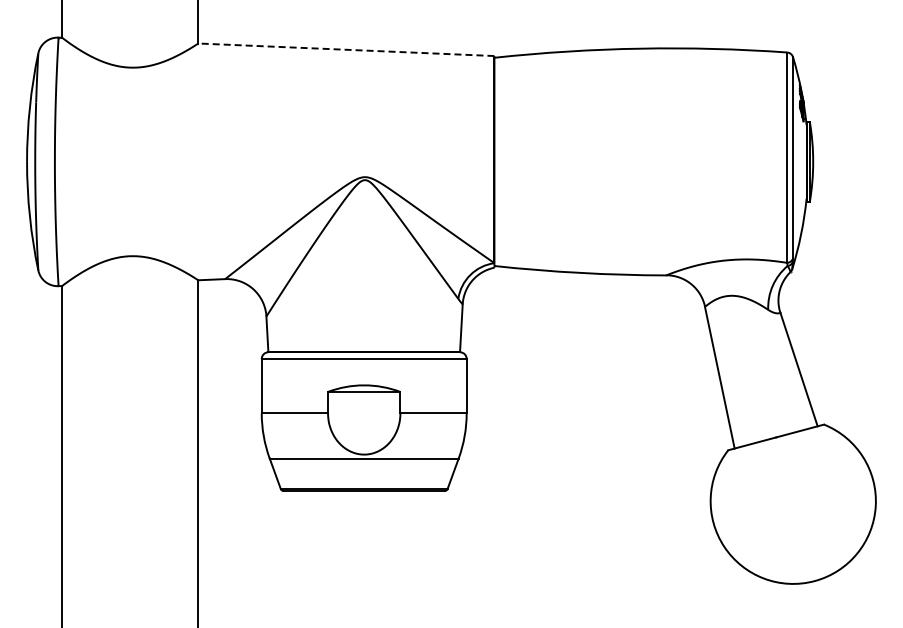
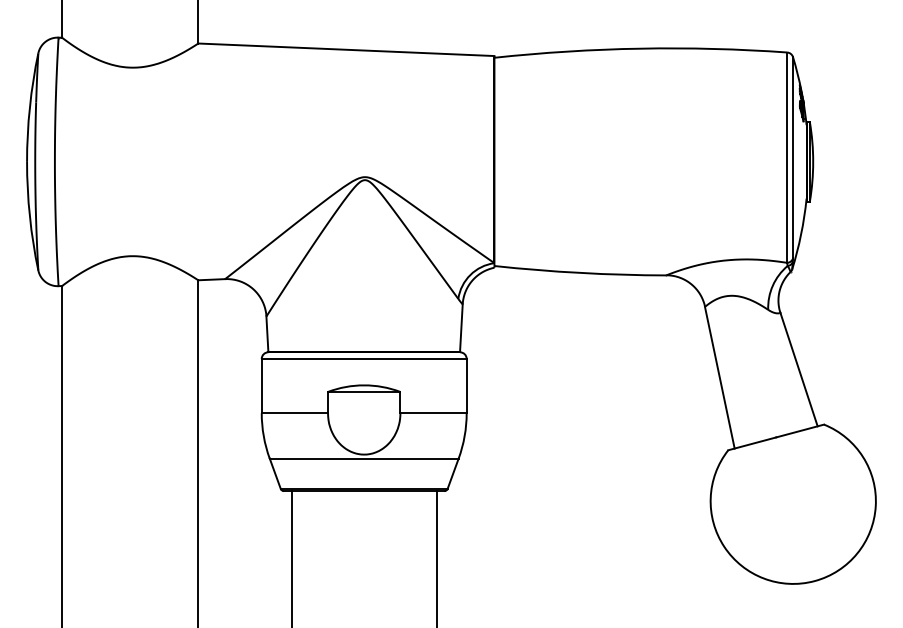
line: dashed -> solid (345, 49)
line: none -> present (291, 557)
line: none -> present (436, 557)
